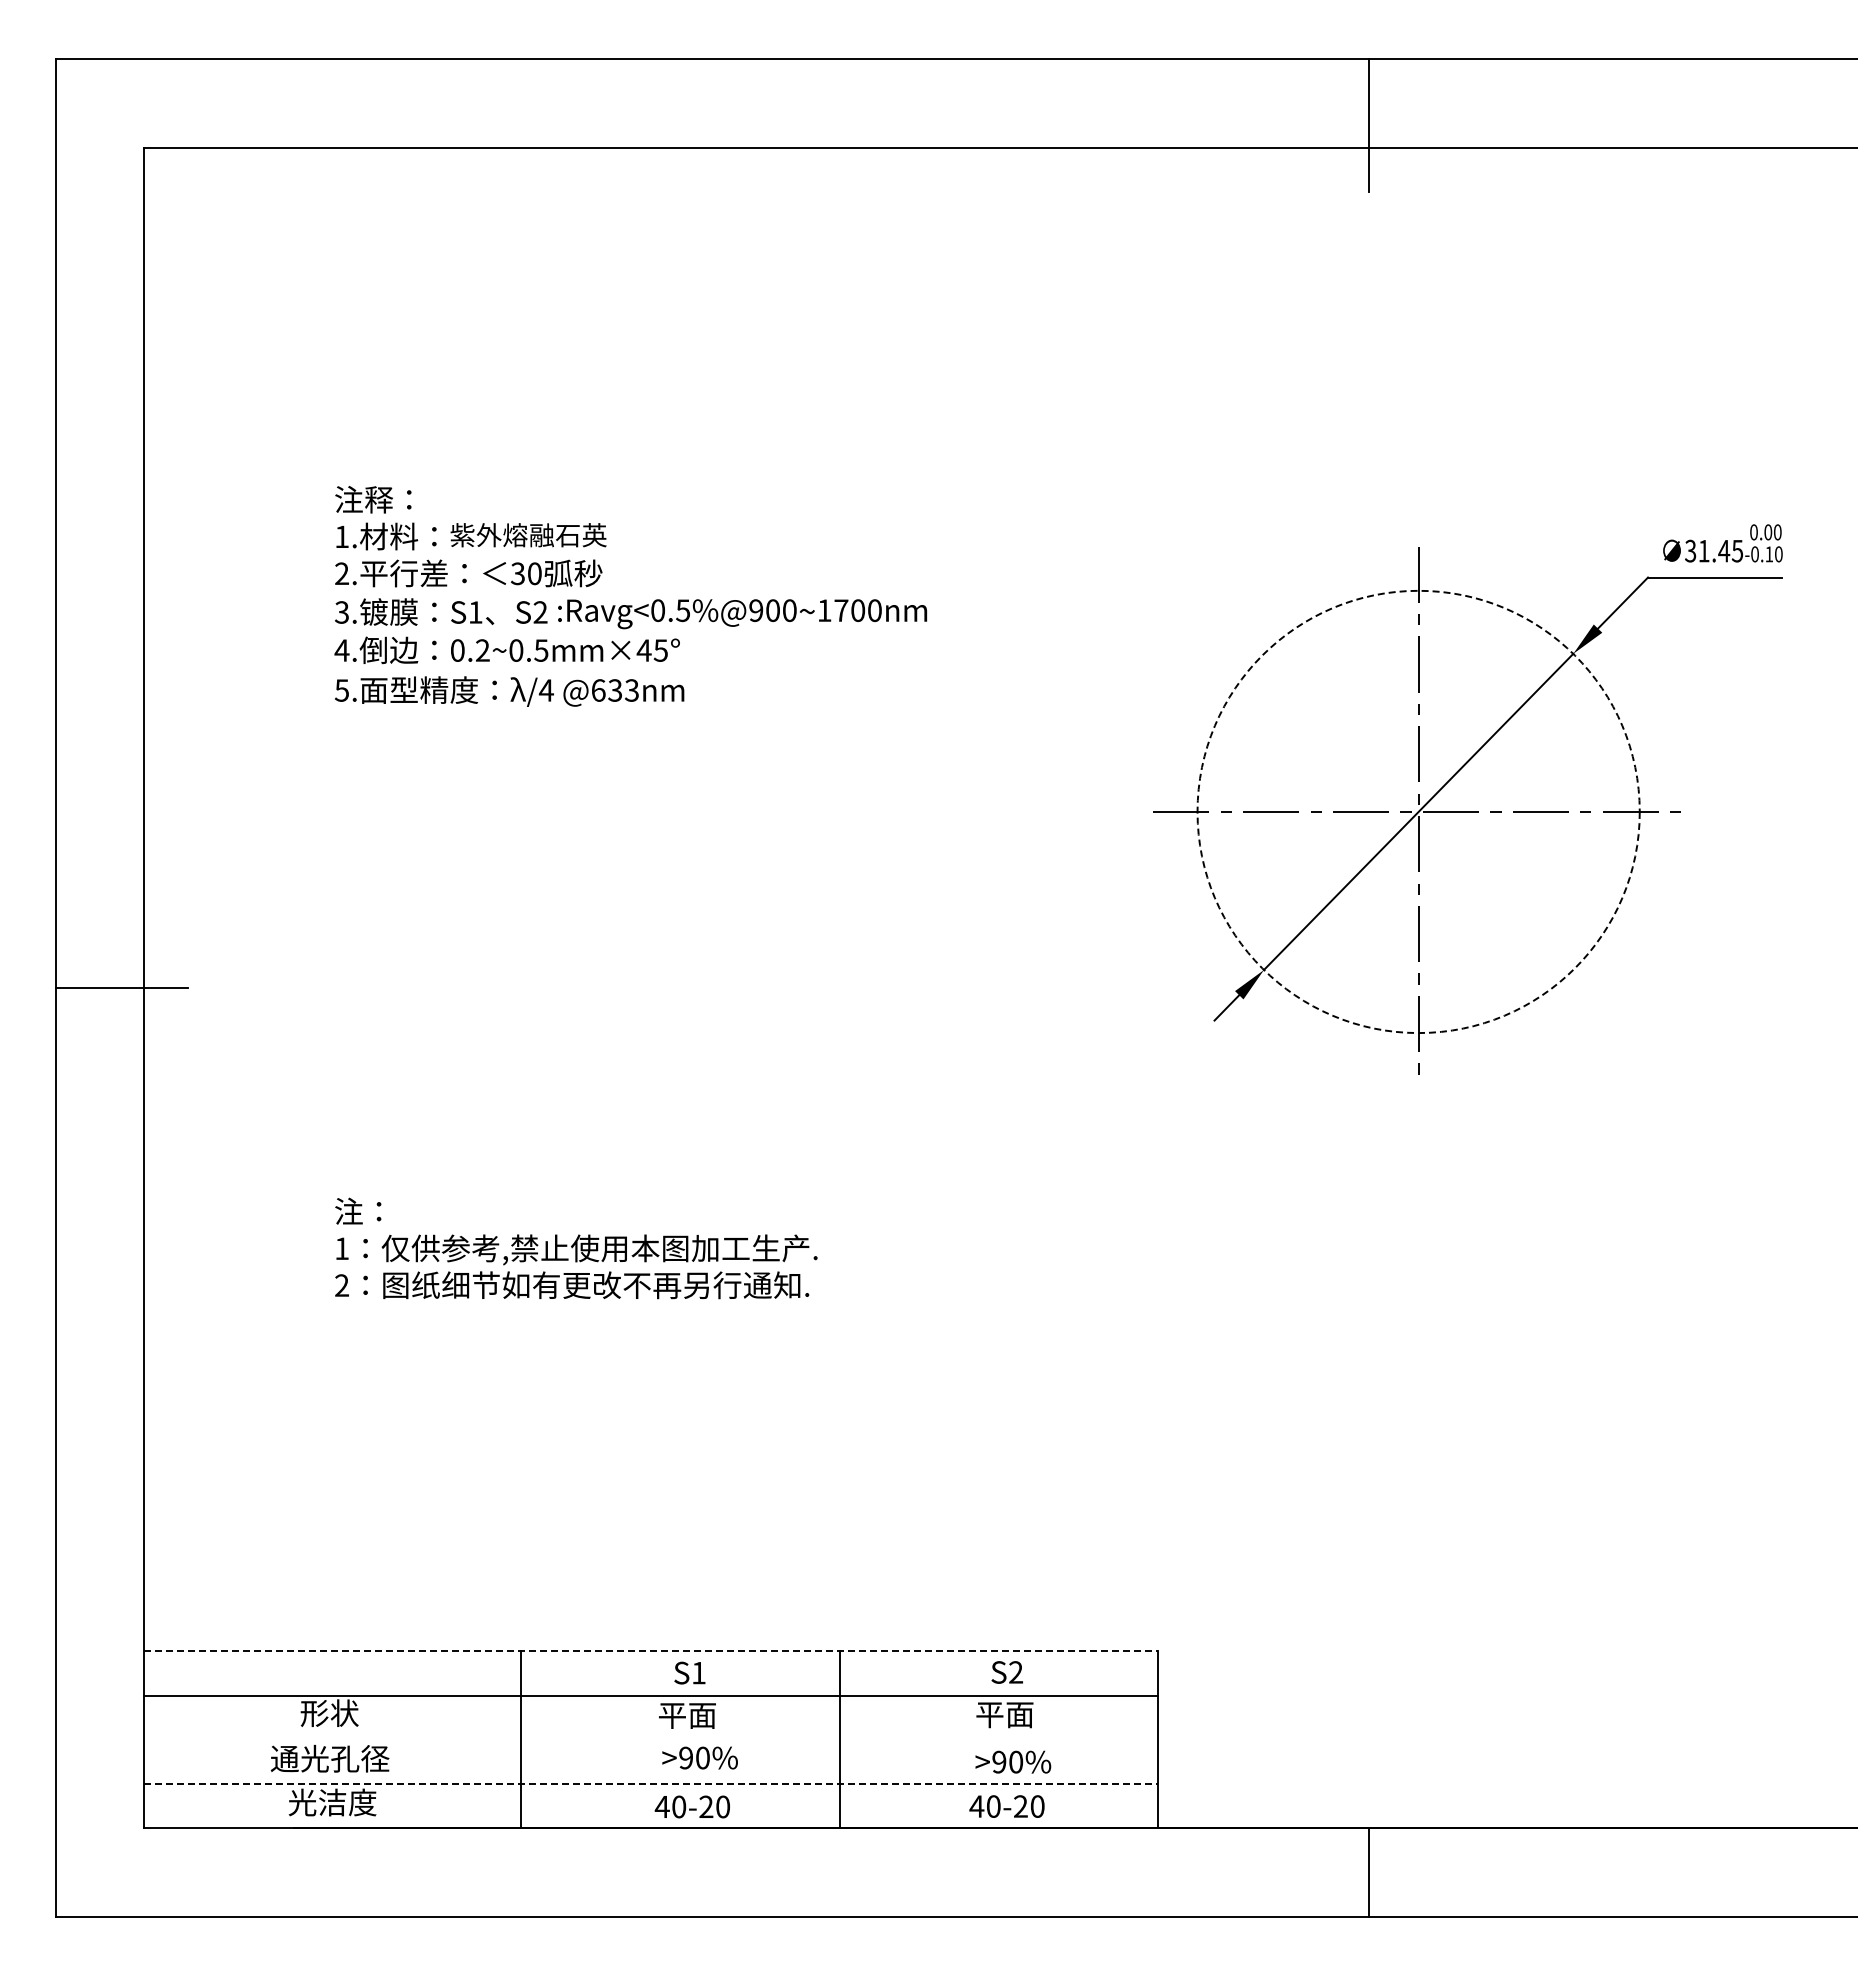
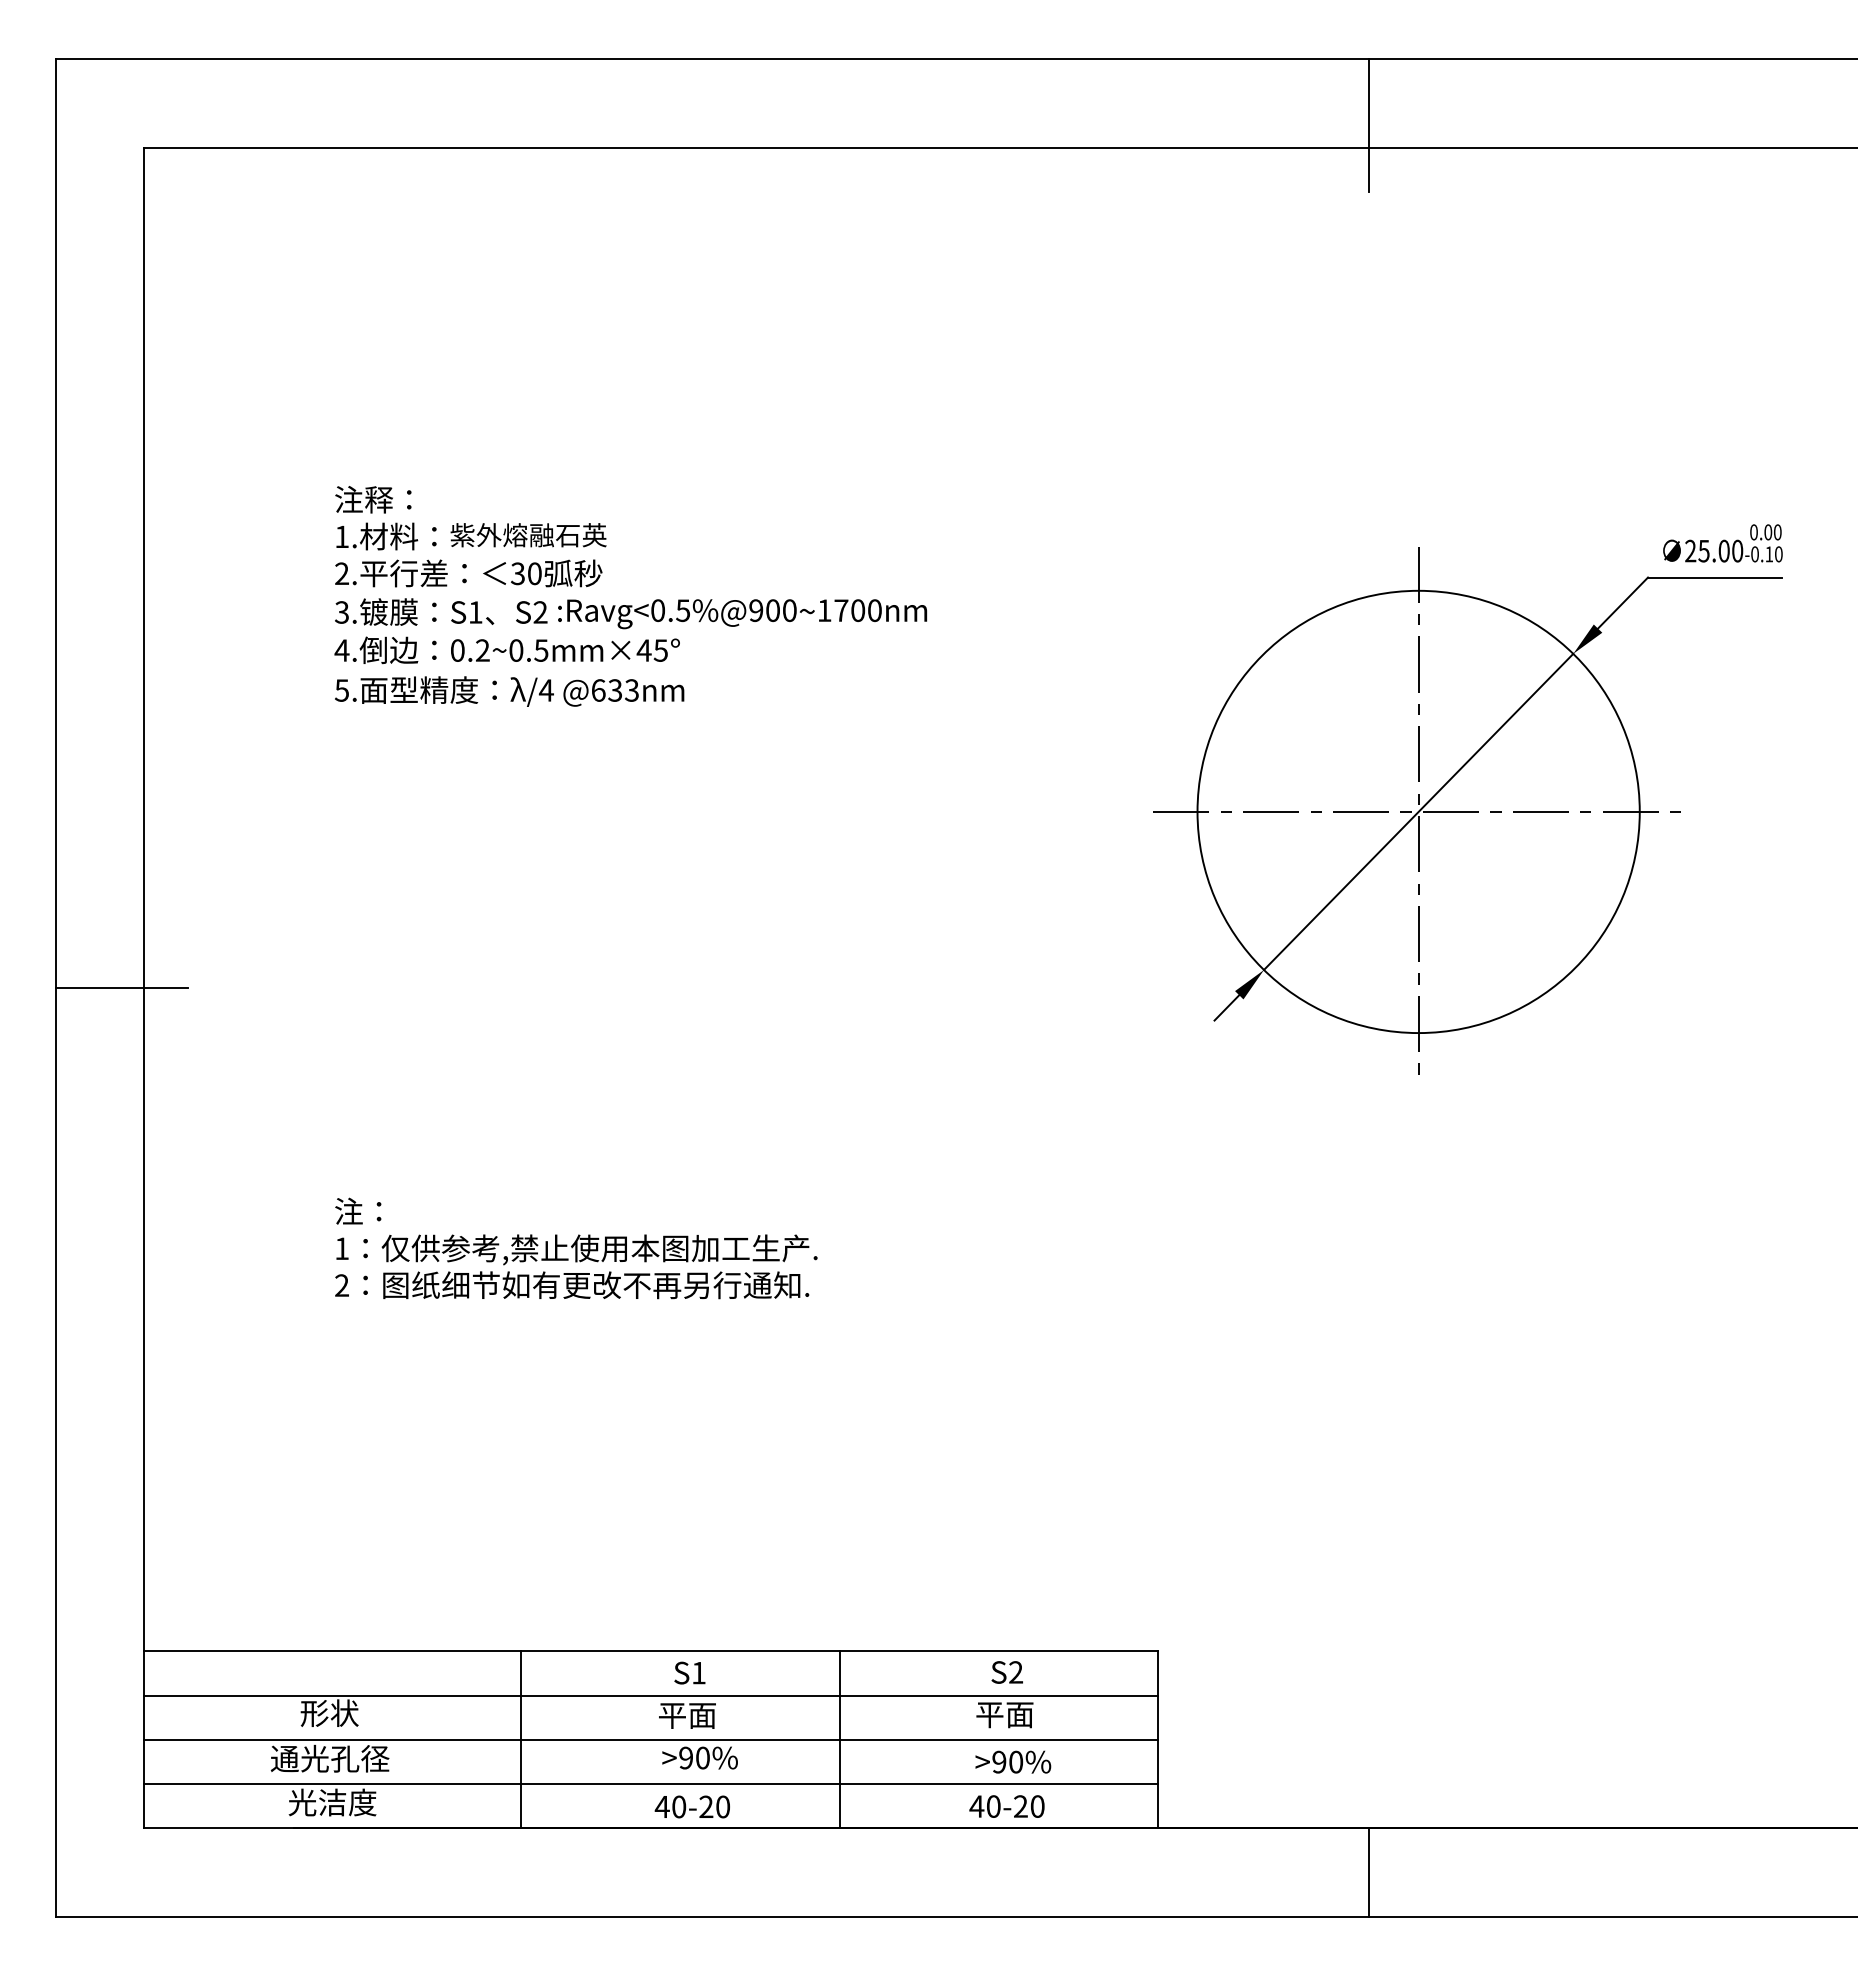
text: 31.45 -> 25.00 (1714, 550)
circle: dashed -> solid (1418, 811)
line: dashed -> solid (651, 1651)
line: none -> present (651, 1739)
line: dashed -> solid (651, 1784)
